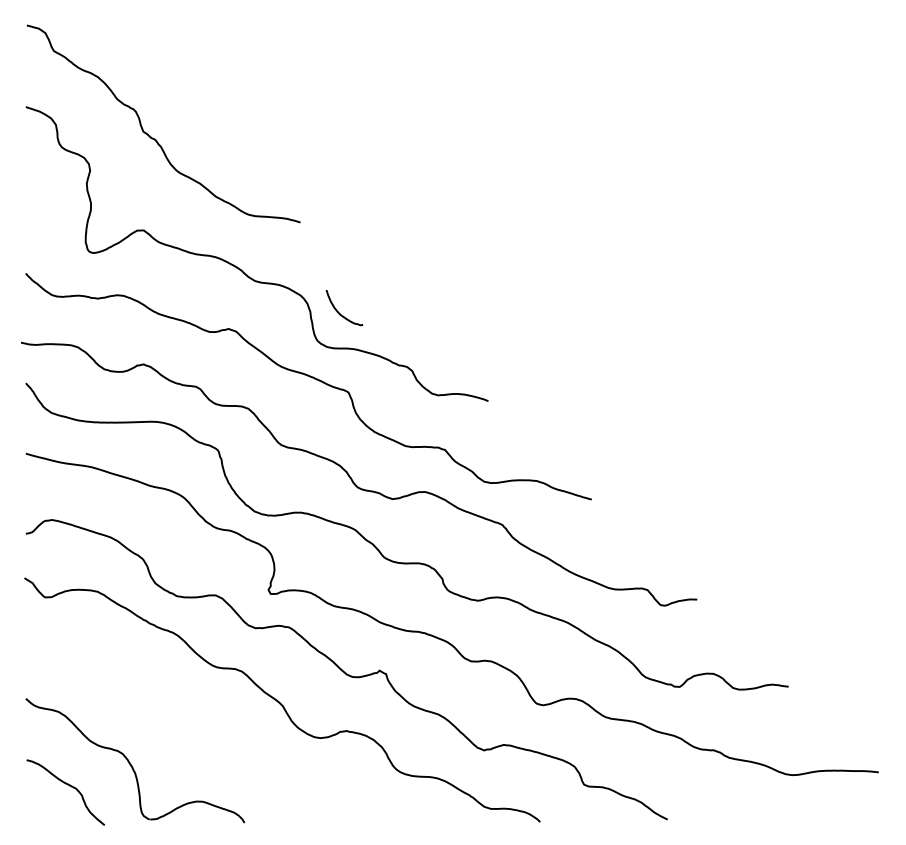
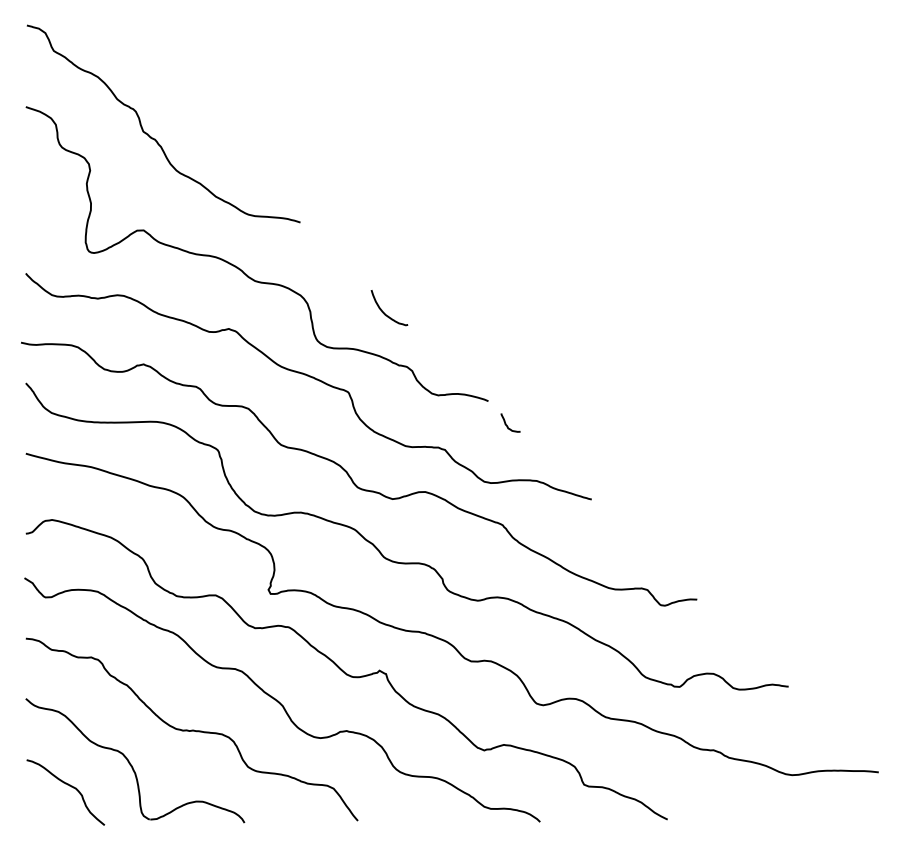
curve position: (339, 312) -> (384, 312) (384, 312)
curve: none -> present (506, 423)
curve: none -> present (191, 729)
